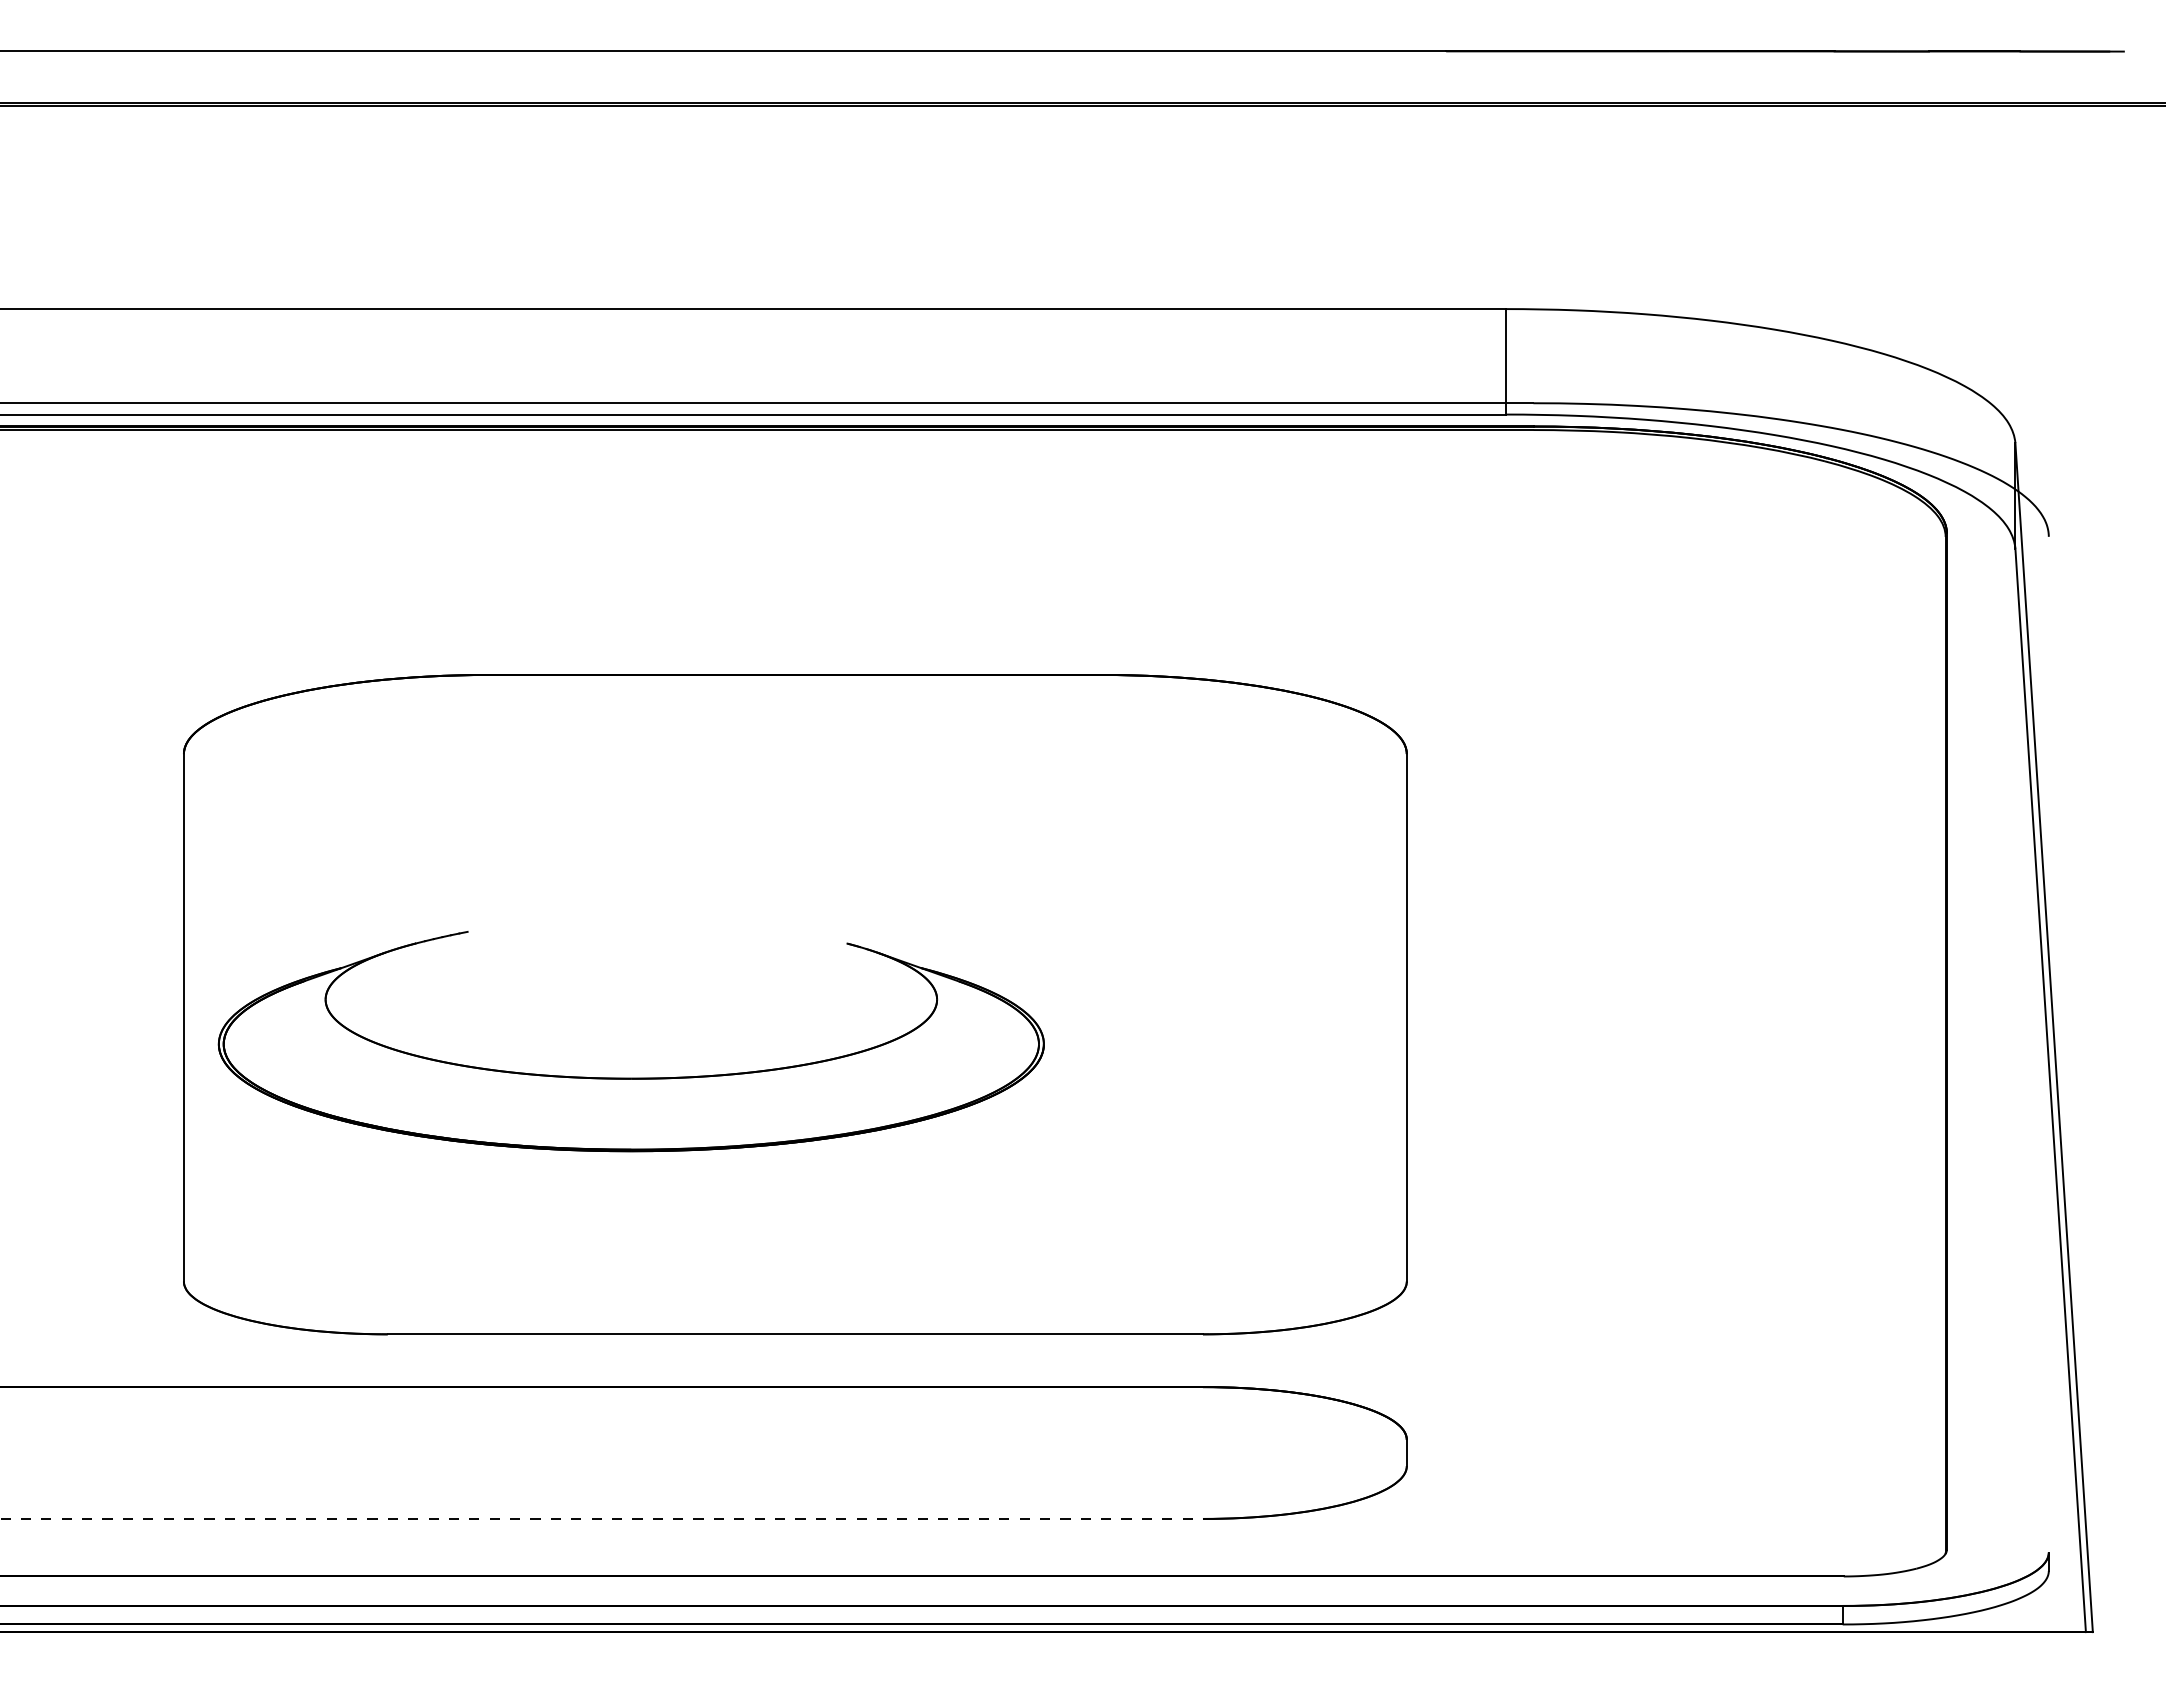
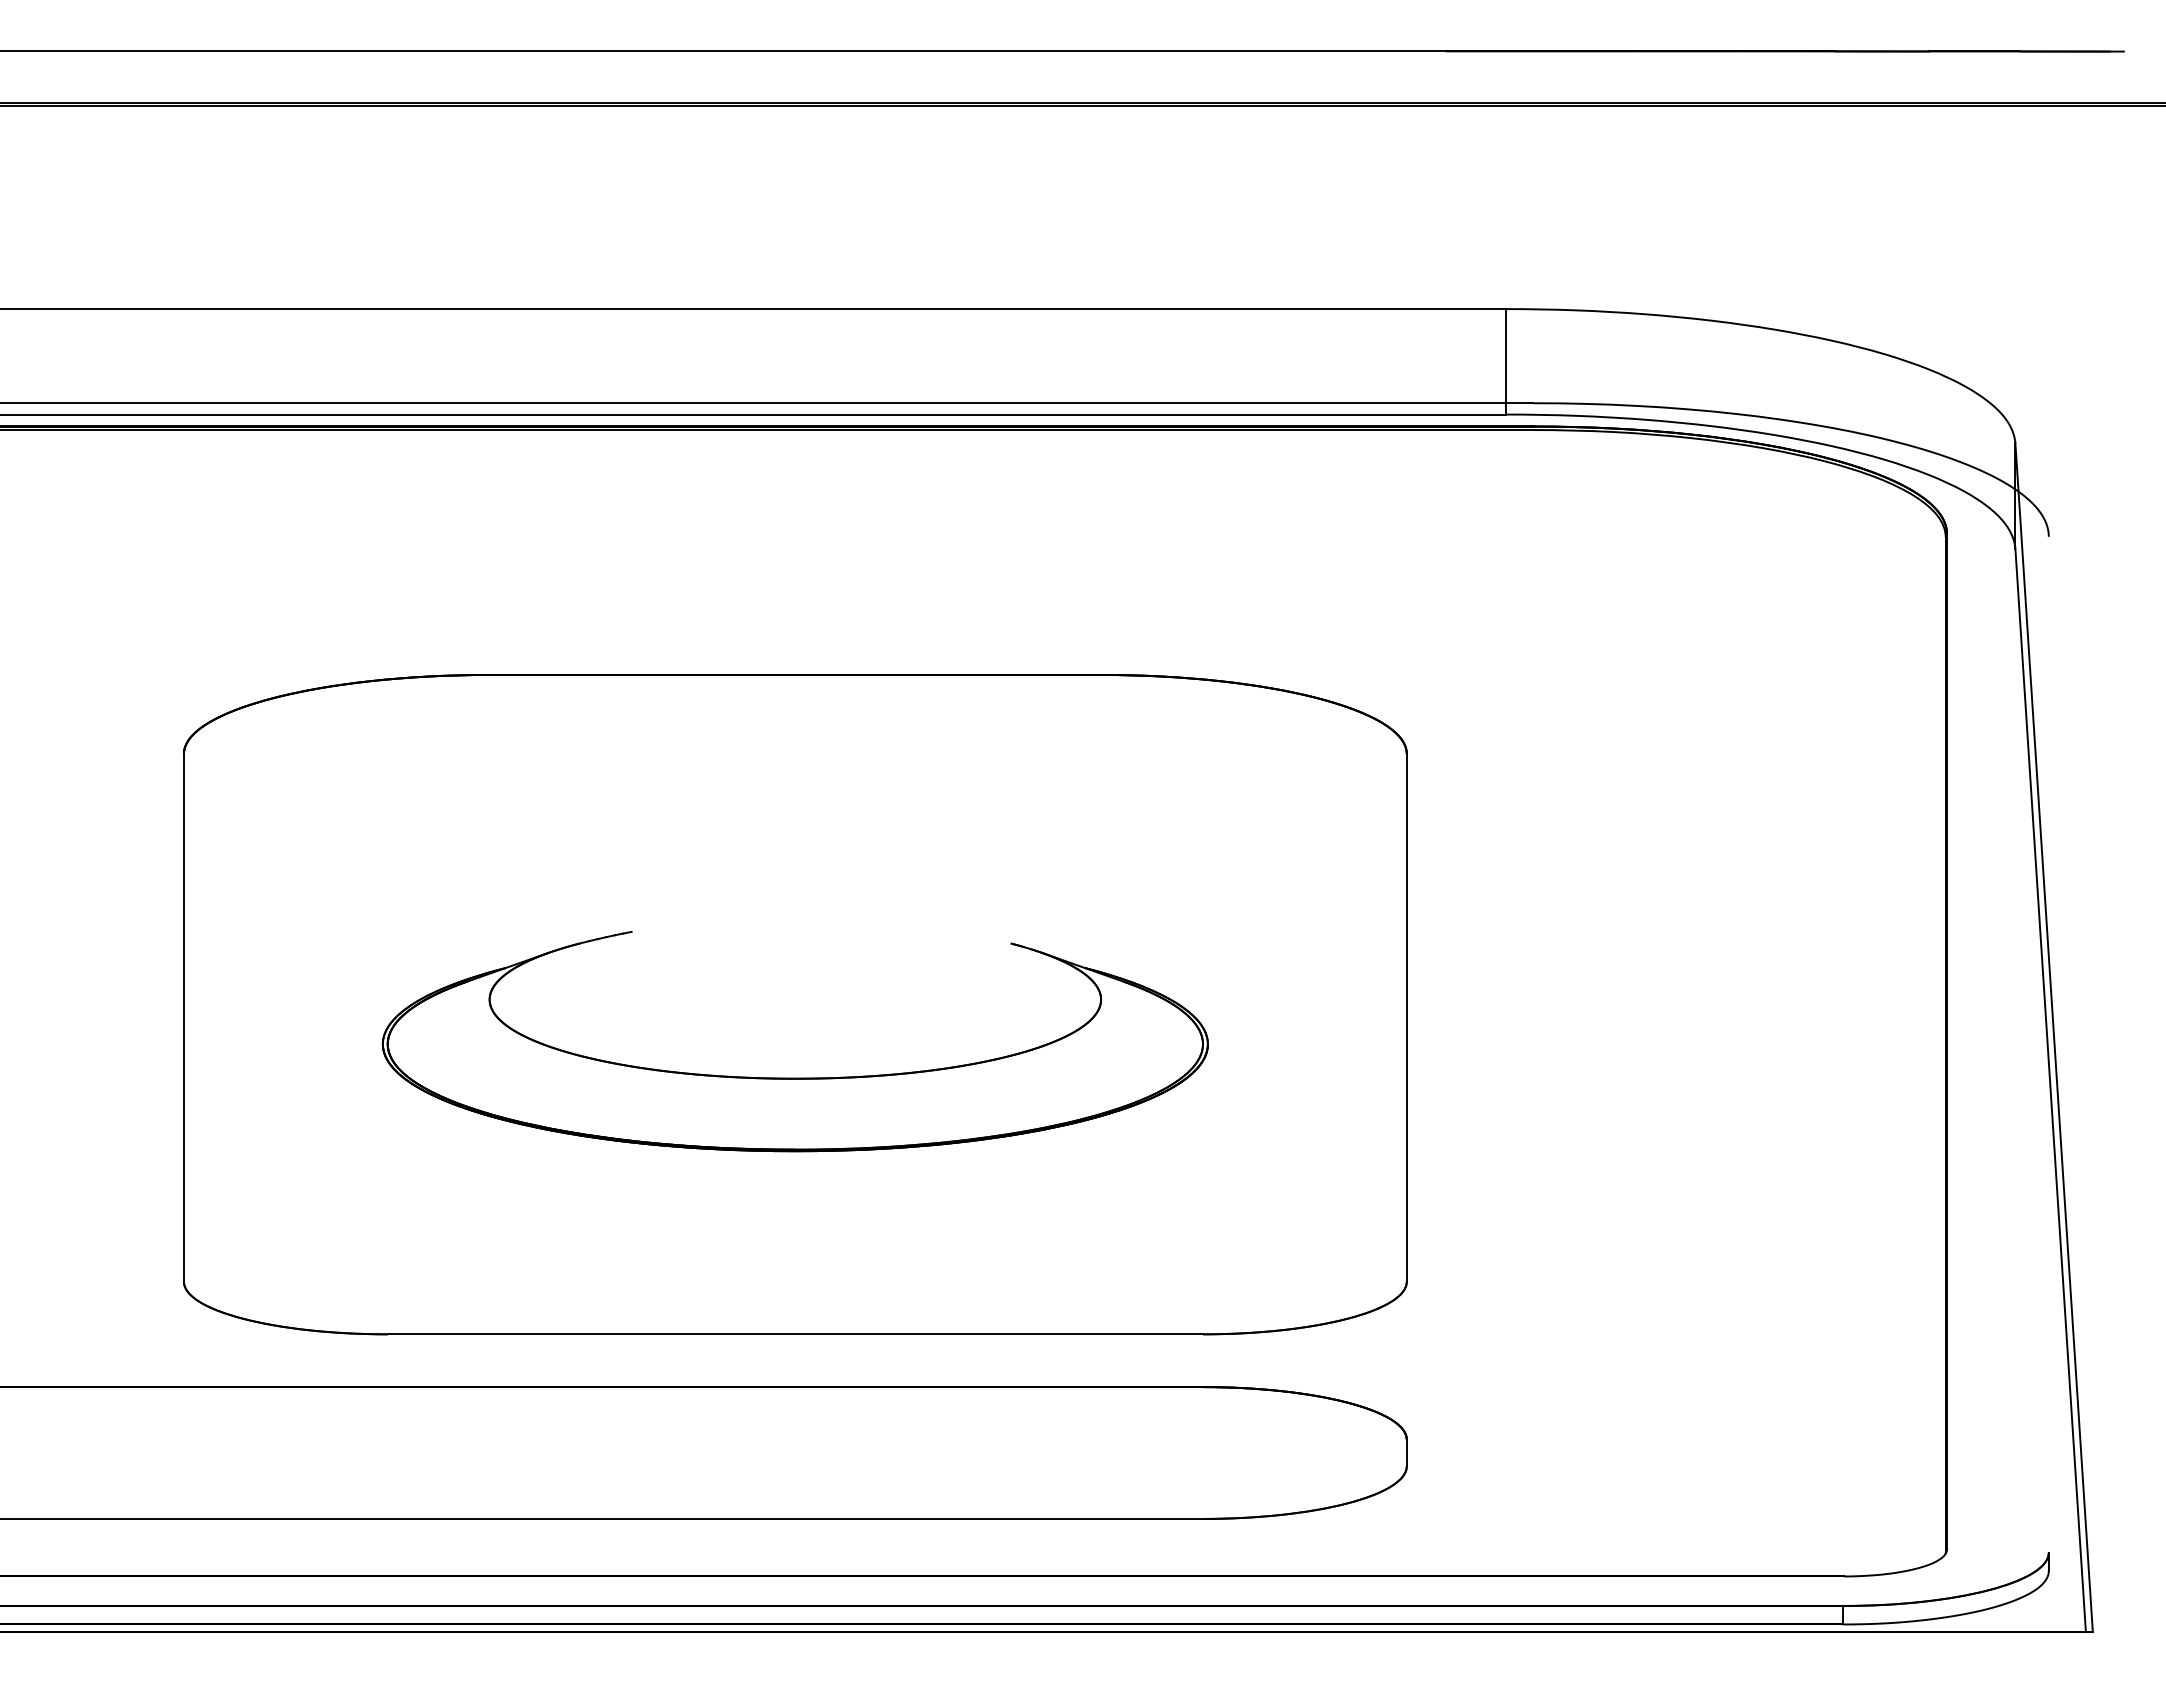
part position: (630, 1077) -> (794, 1077) (794, 1077)
line: dashed -> solid (602, 1518)
